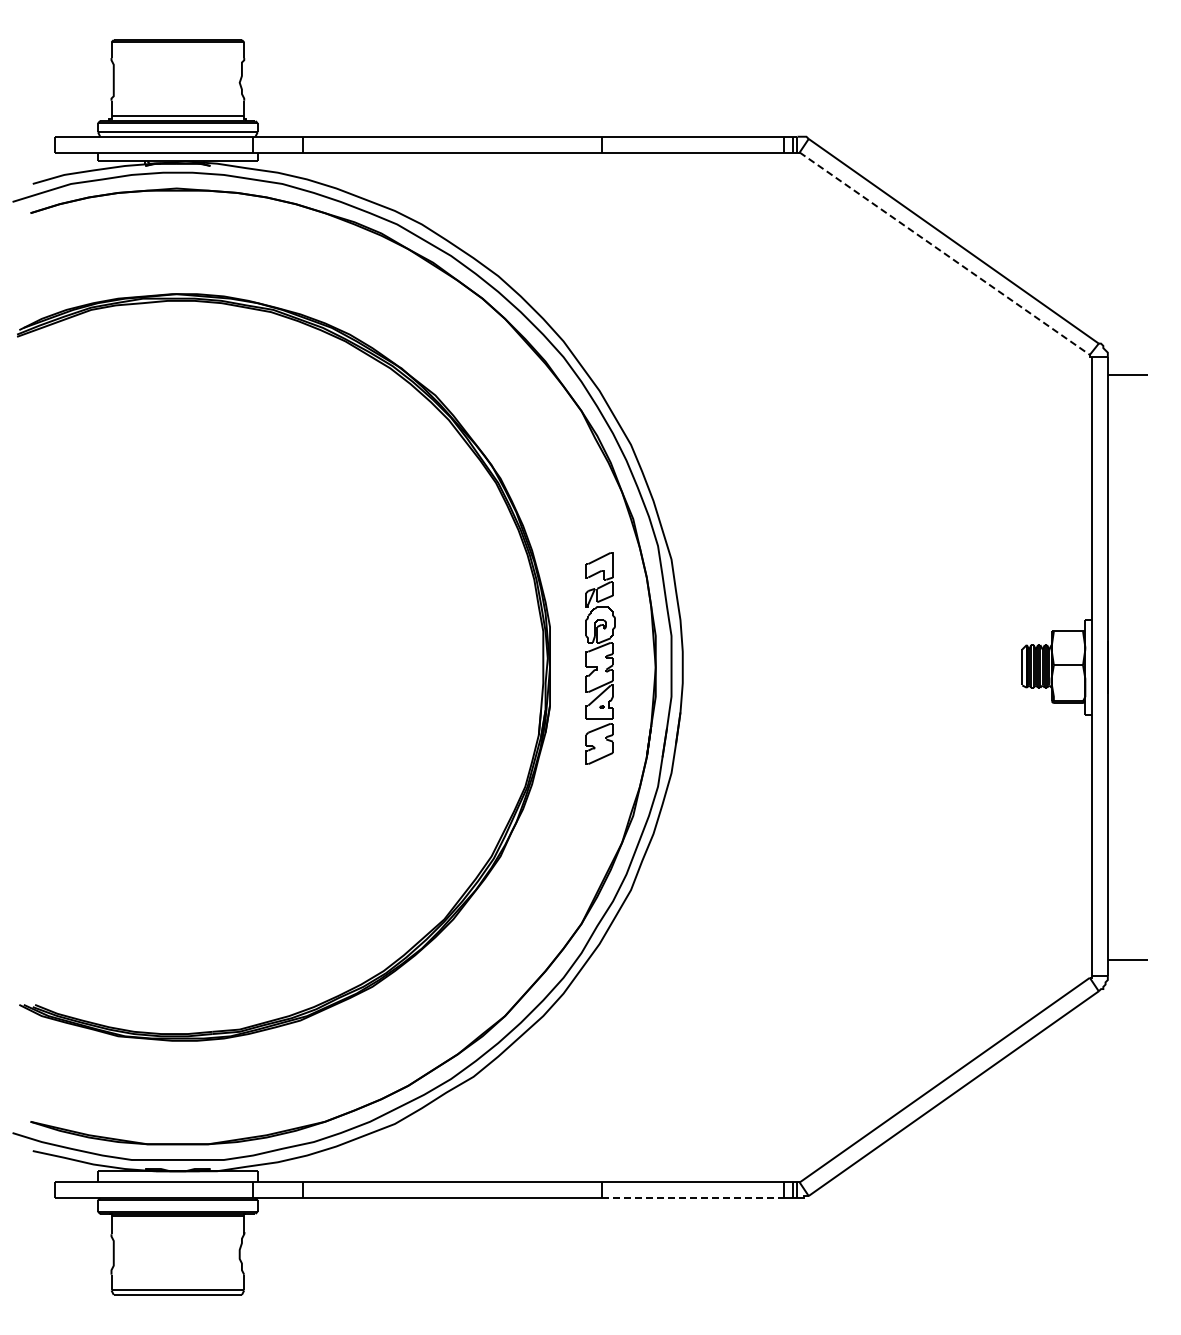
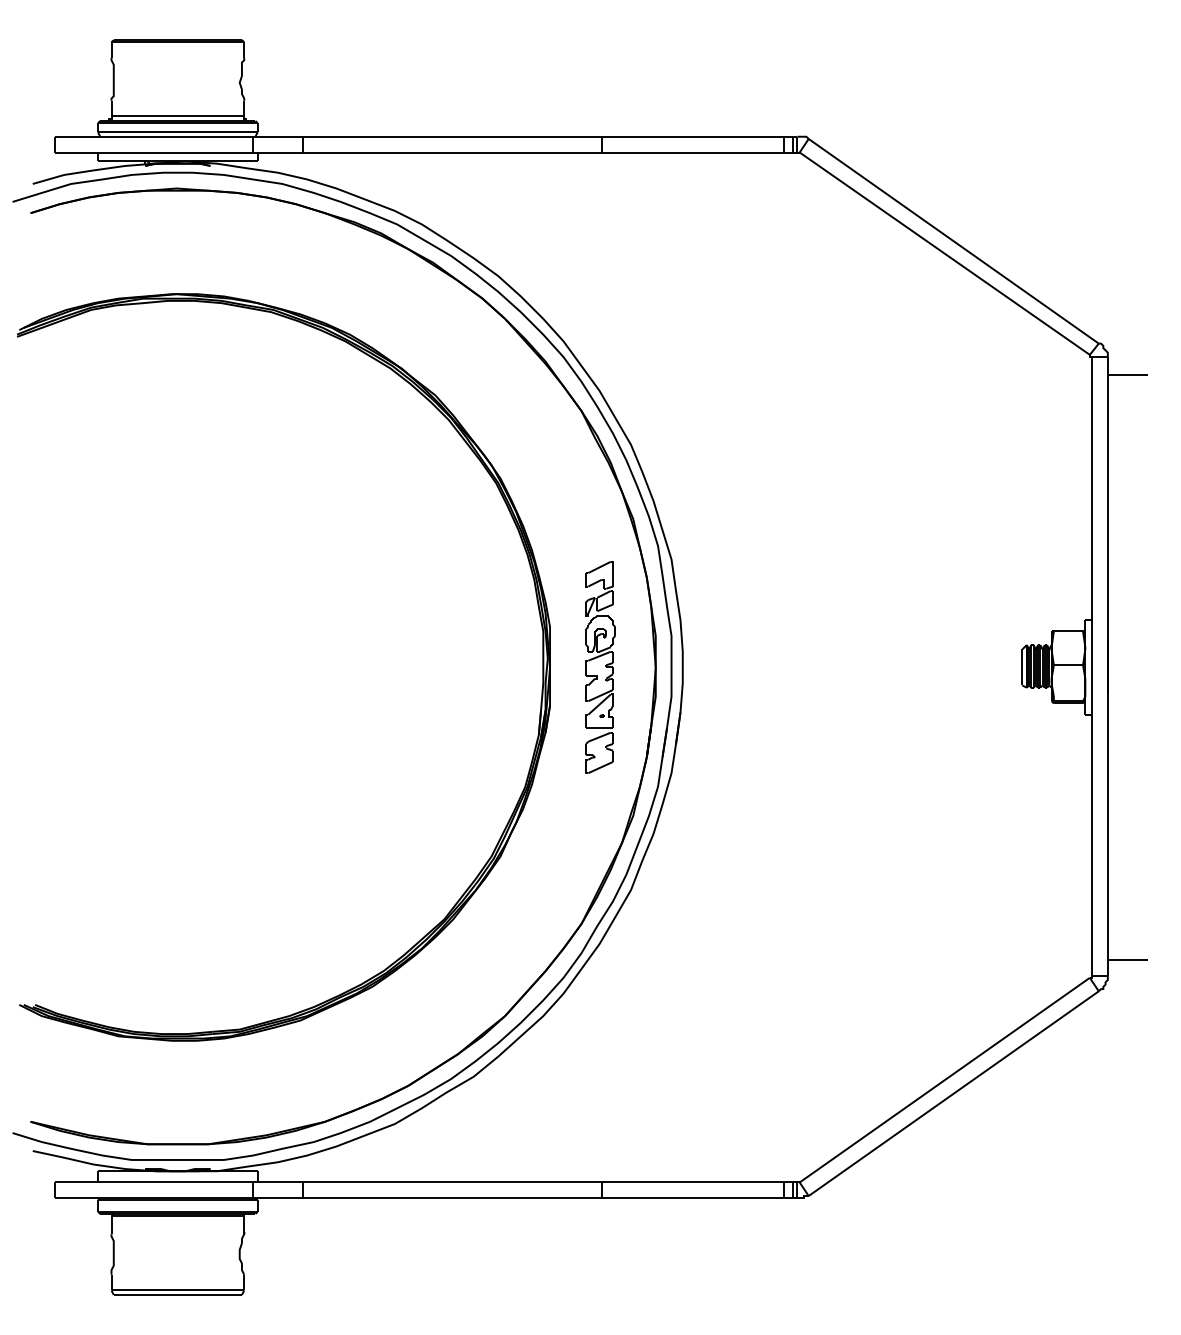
line: dashed -> solid (944, 253)
part position: (600, 658) -> (600, 667) (600, 667)
line: dashed -> solid (693, 1198)
